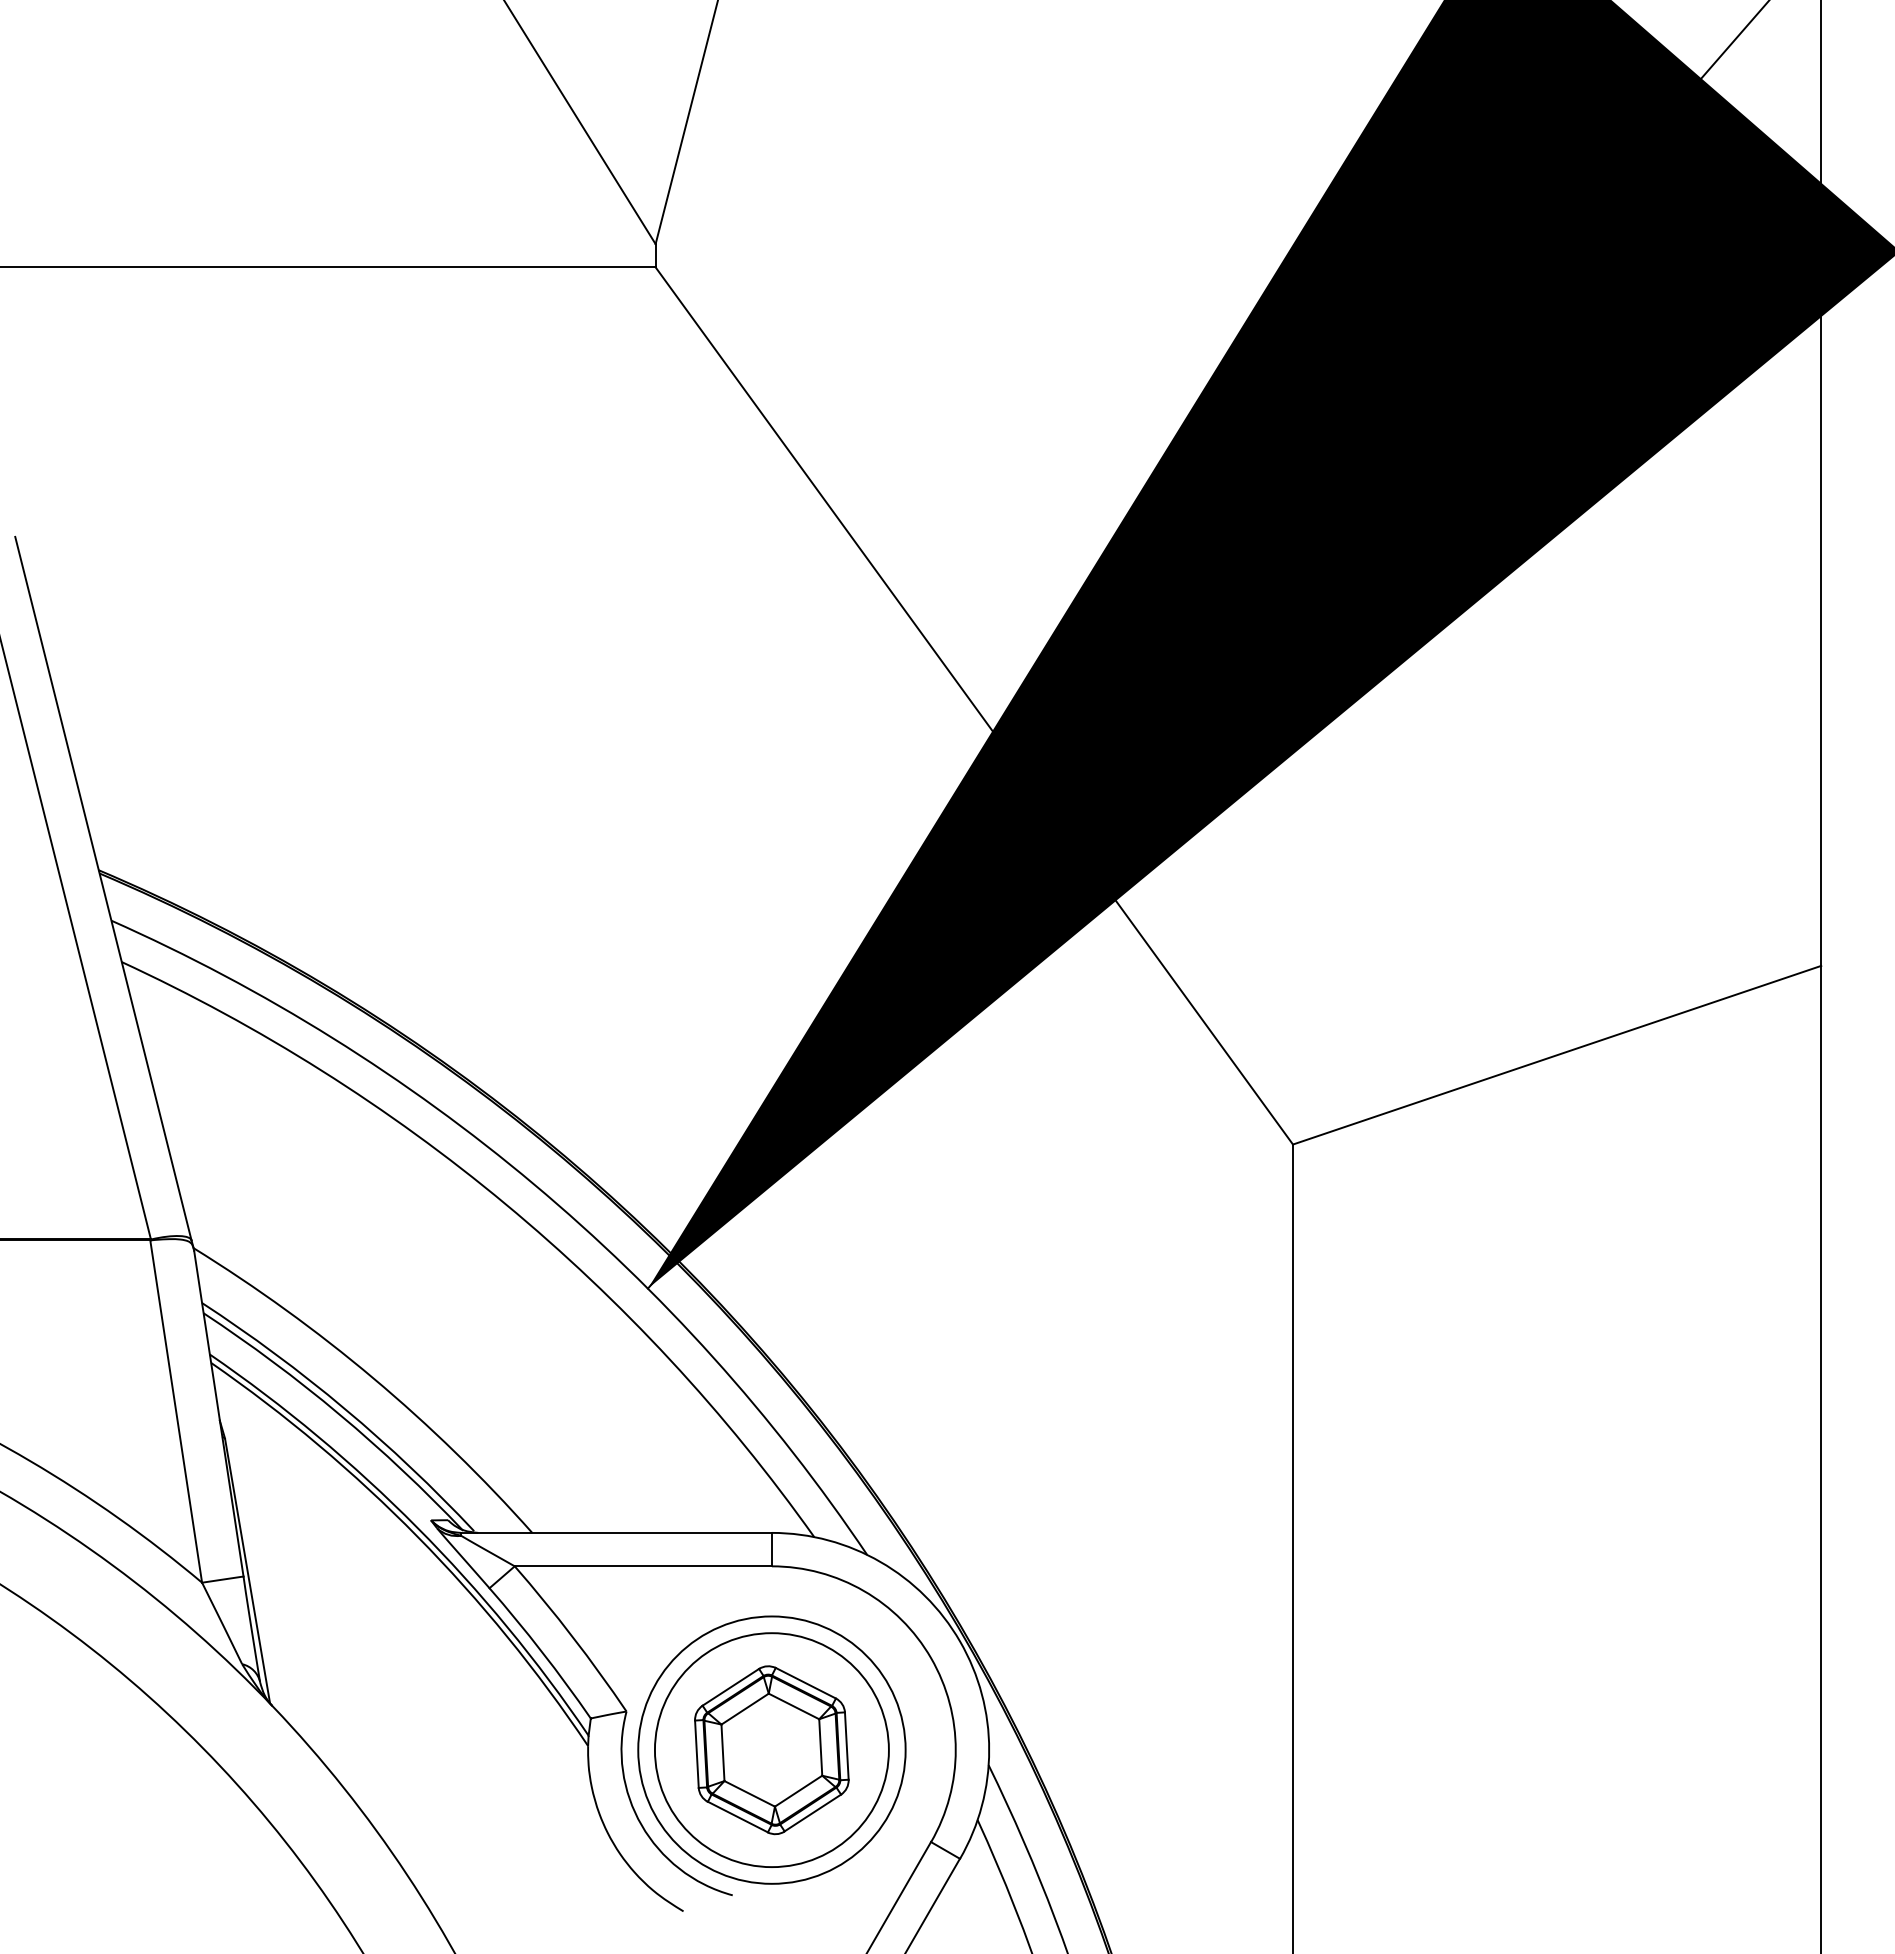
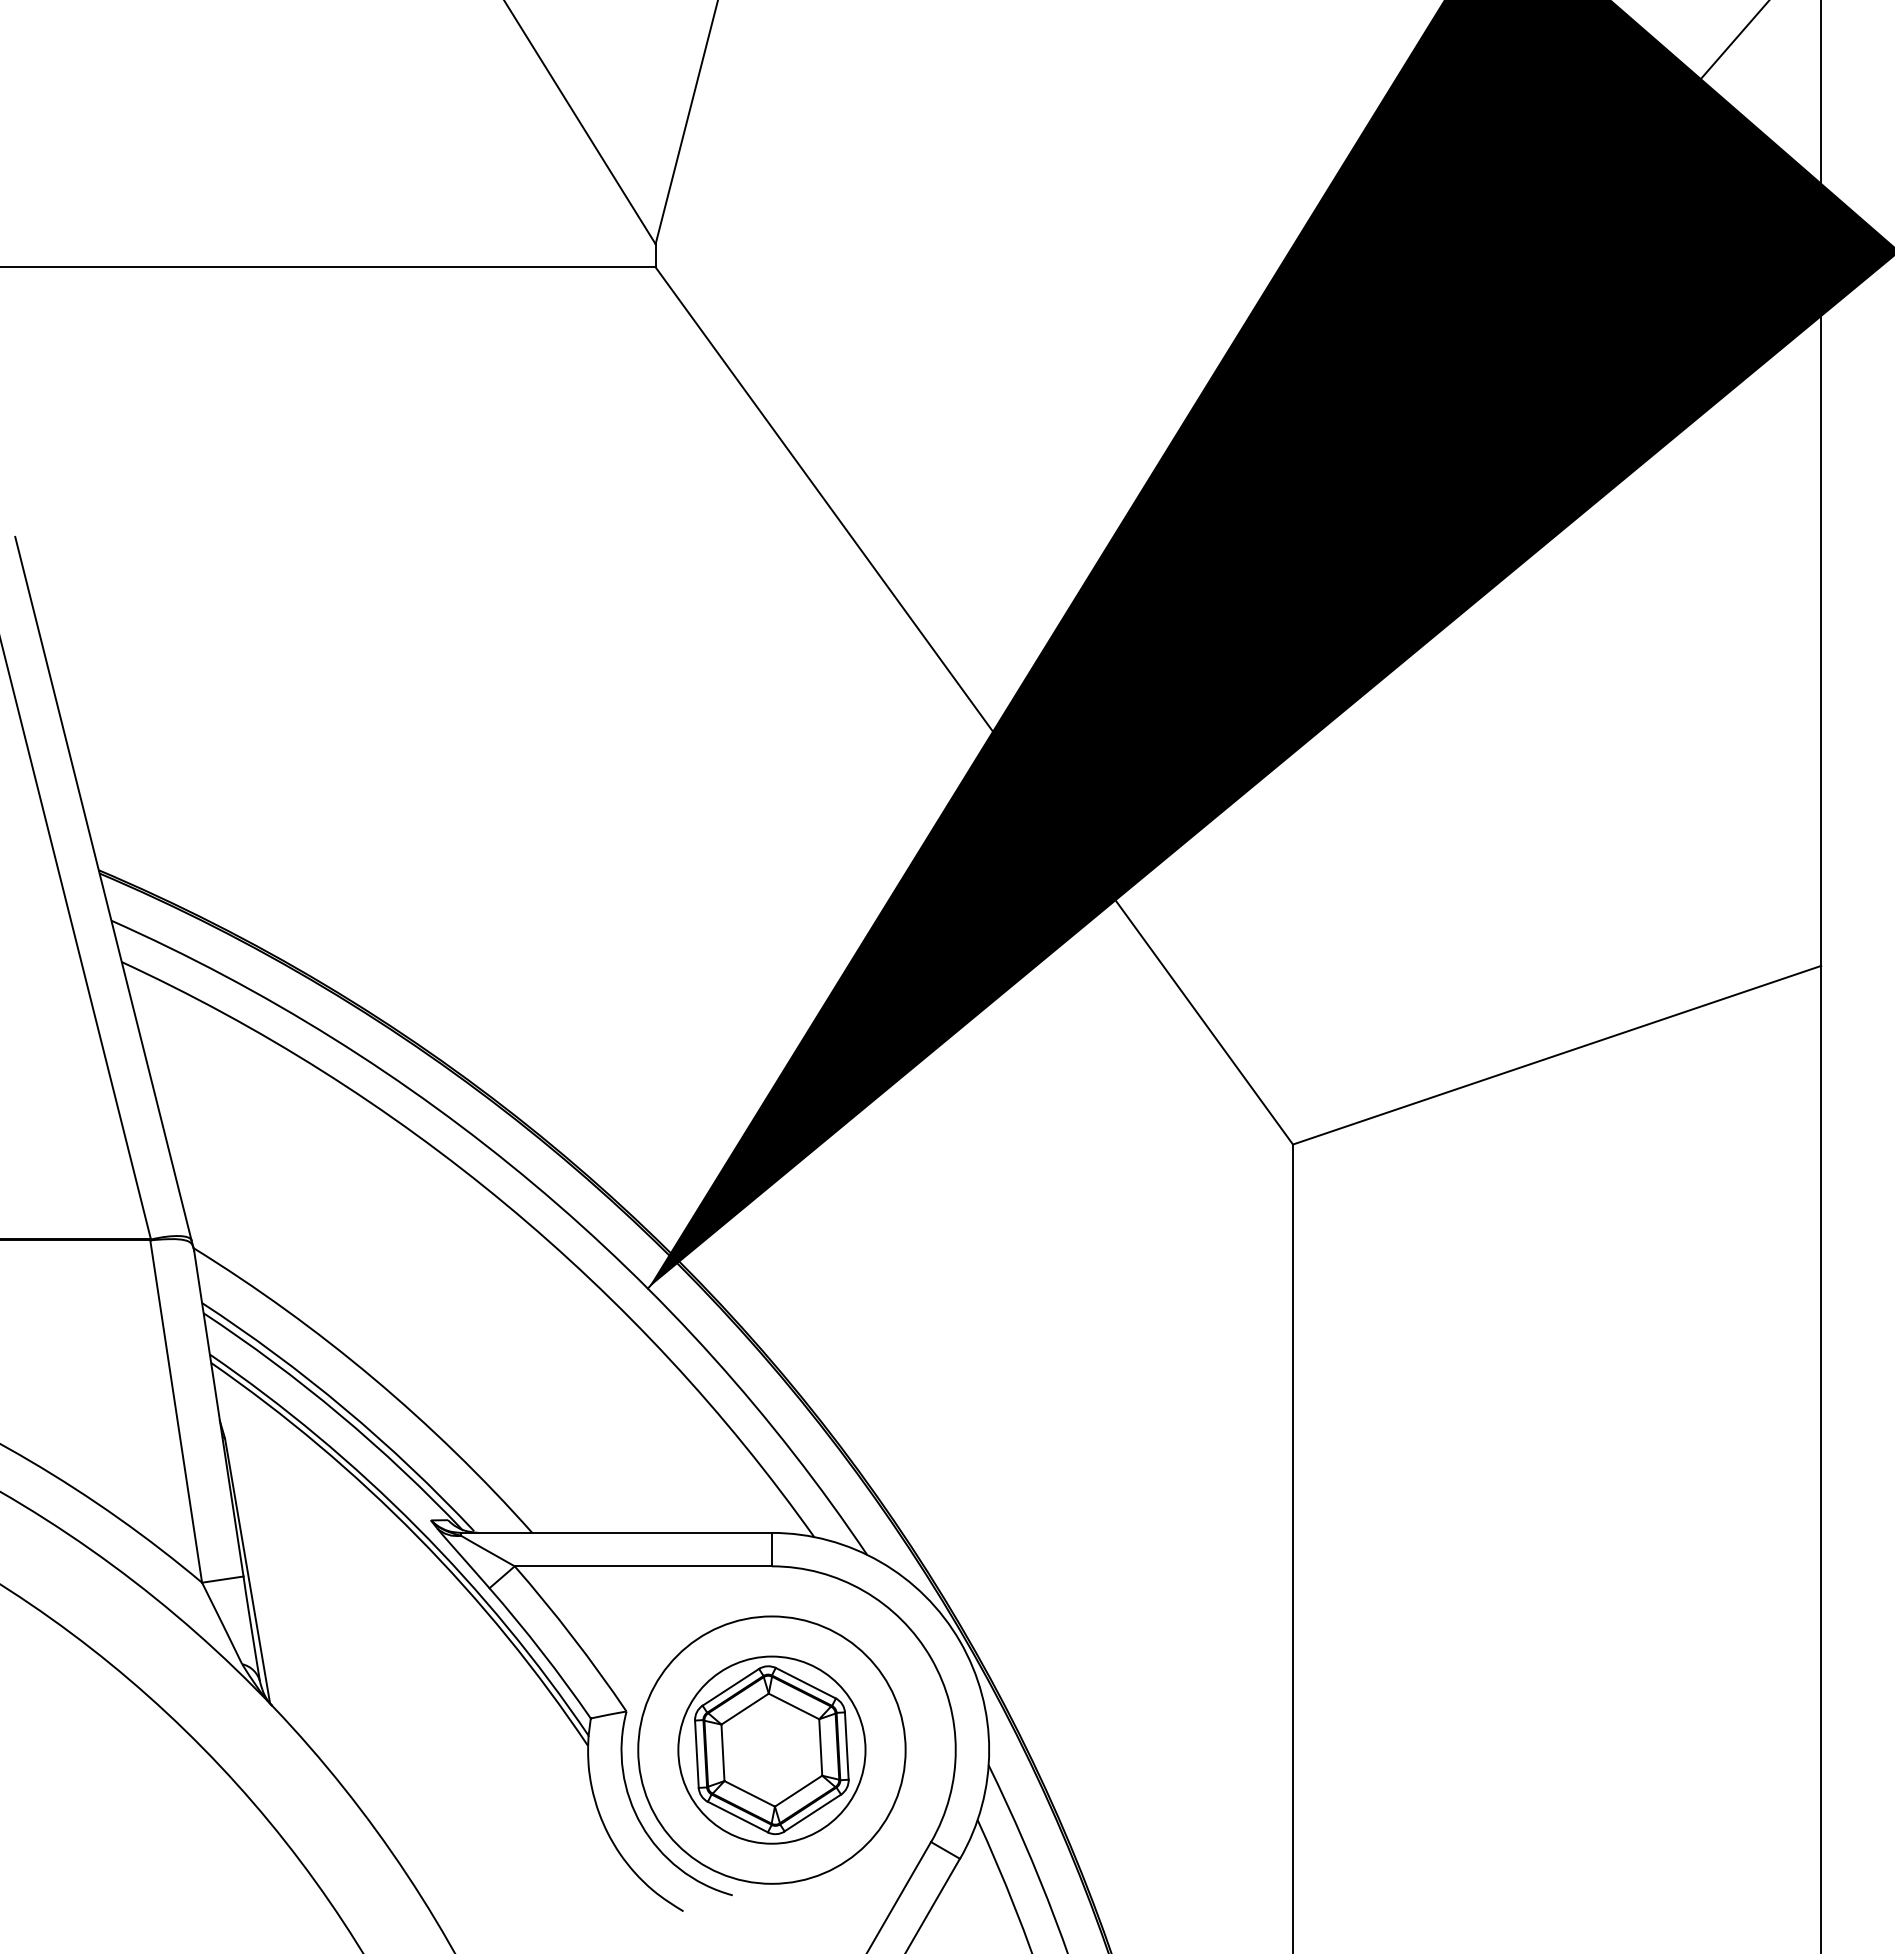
circle diameter: 234 px -> 187 px (771, 1749)
